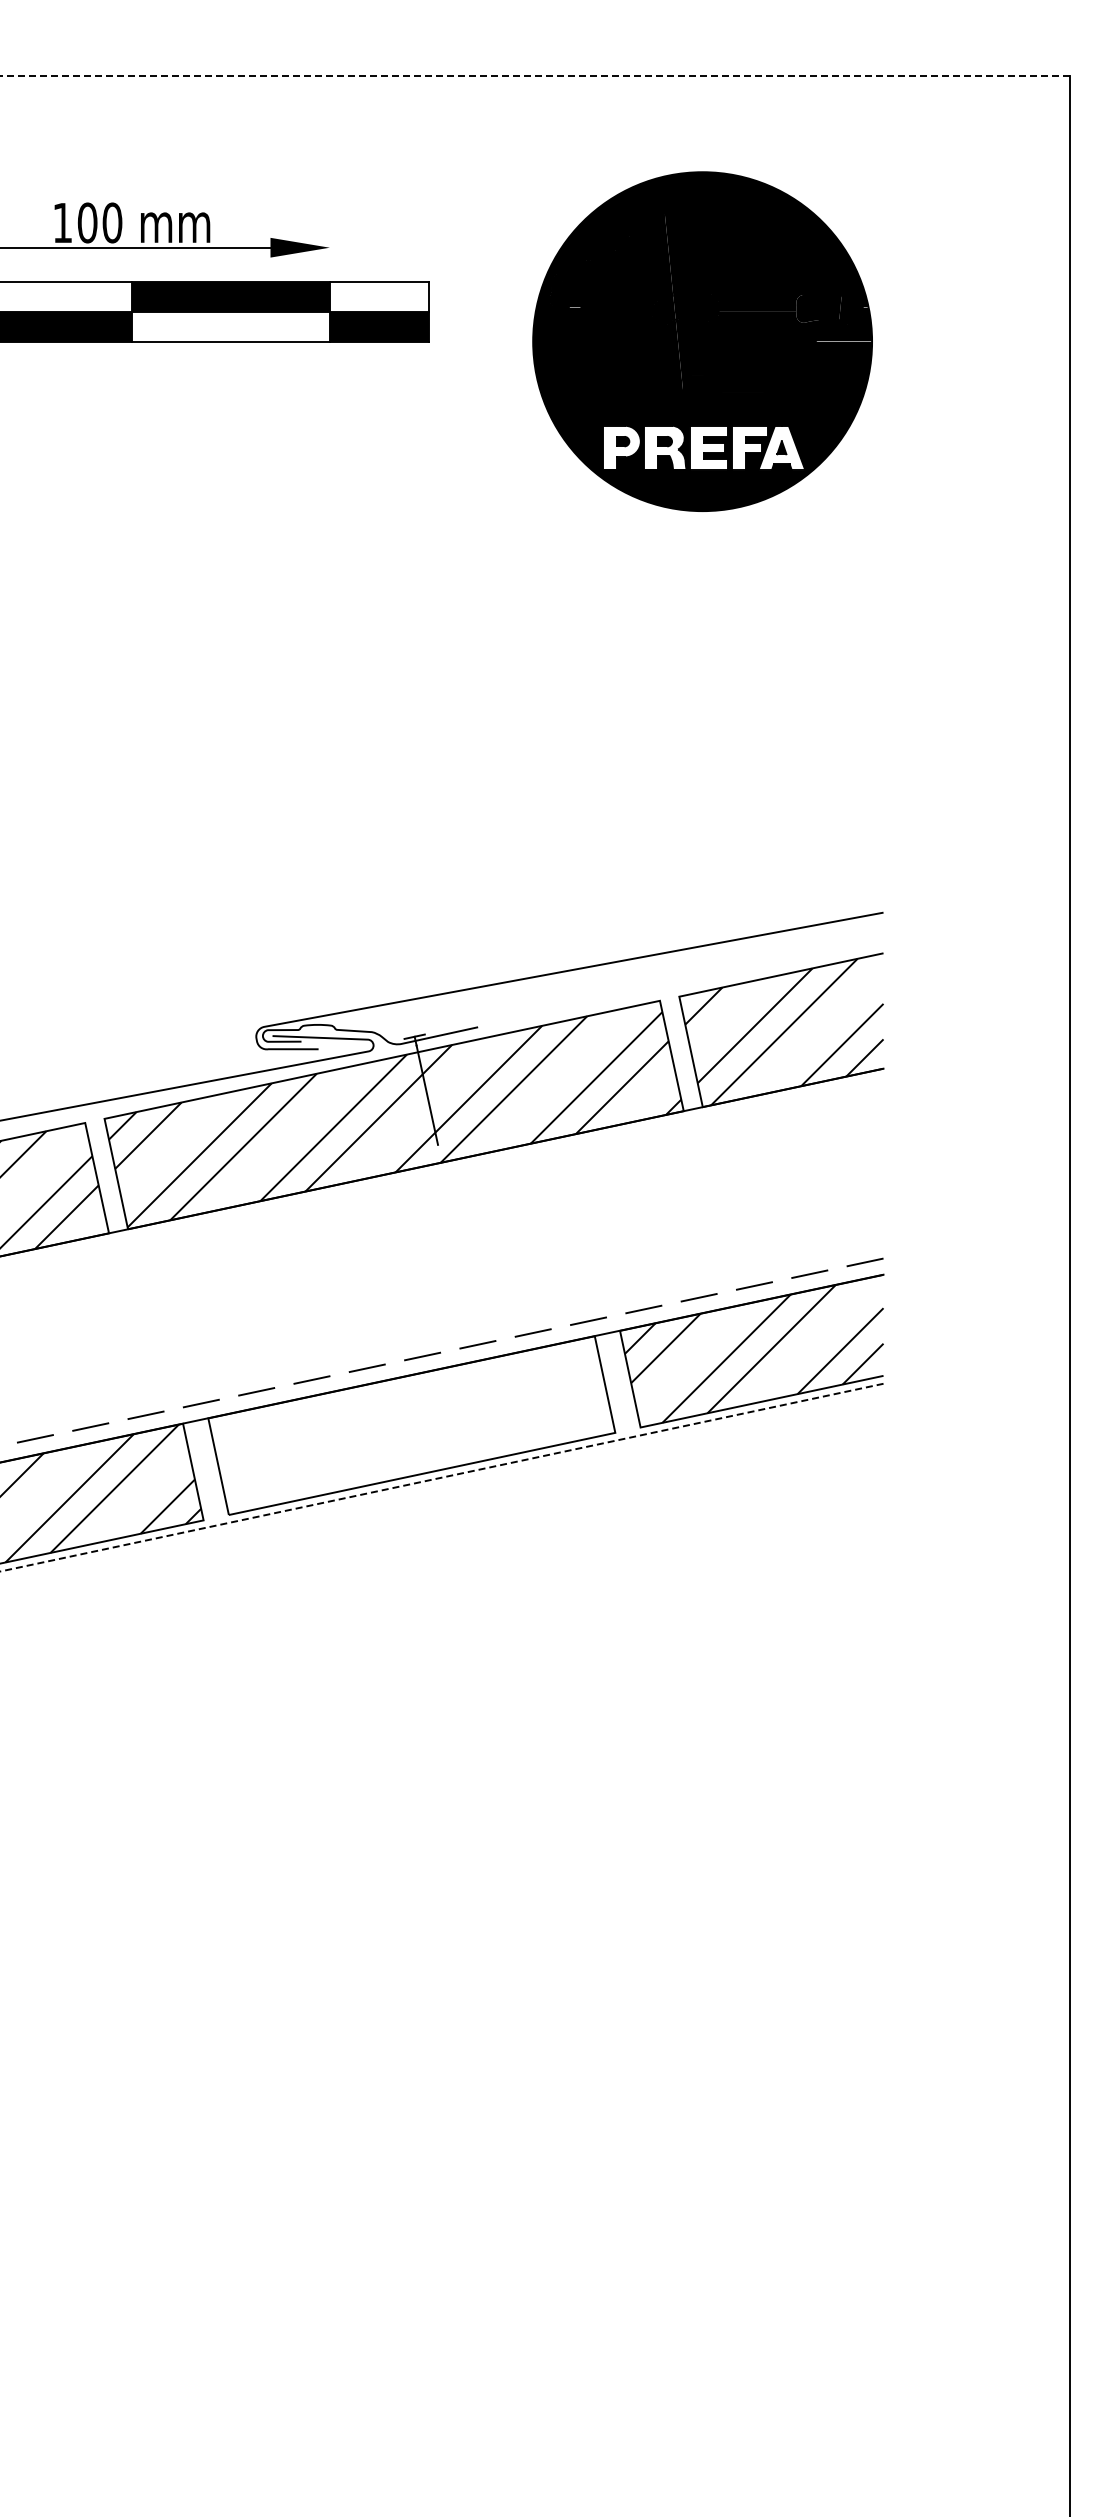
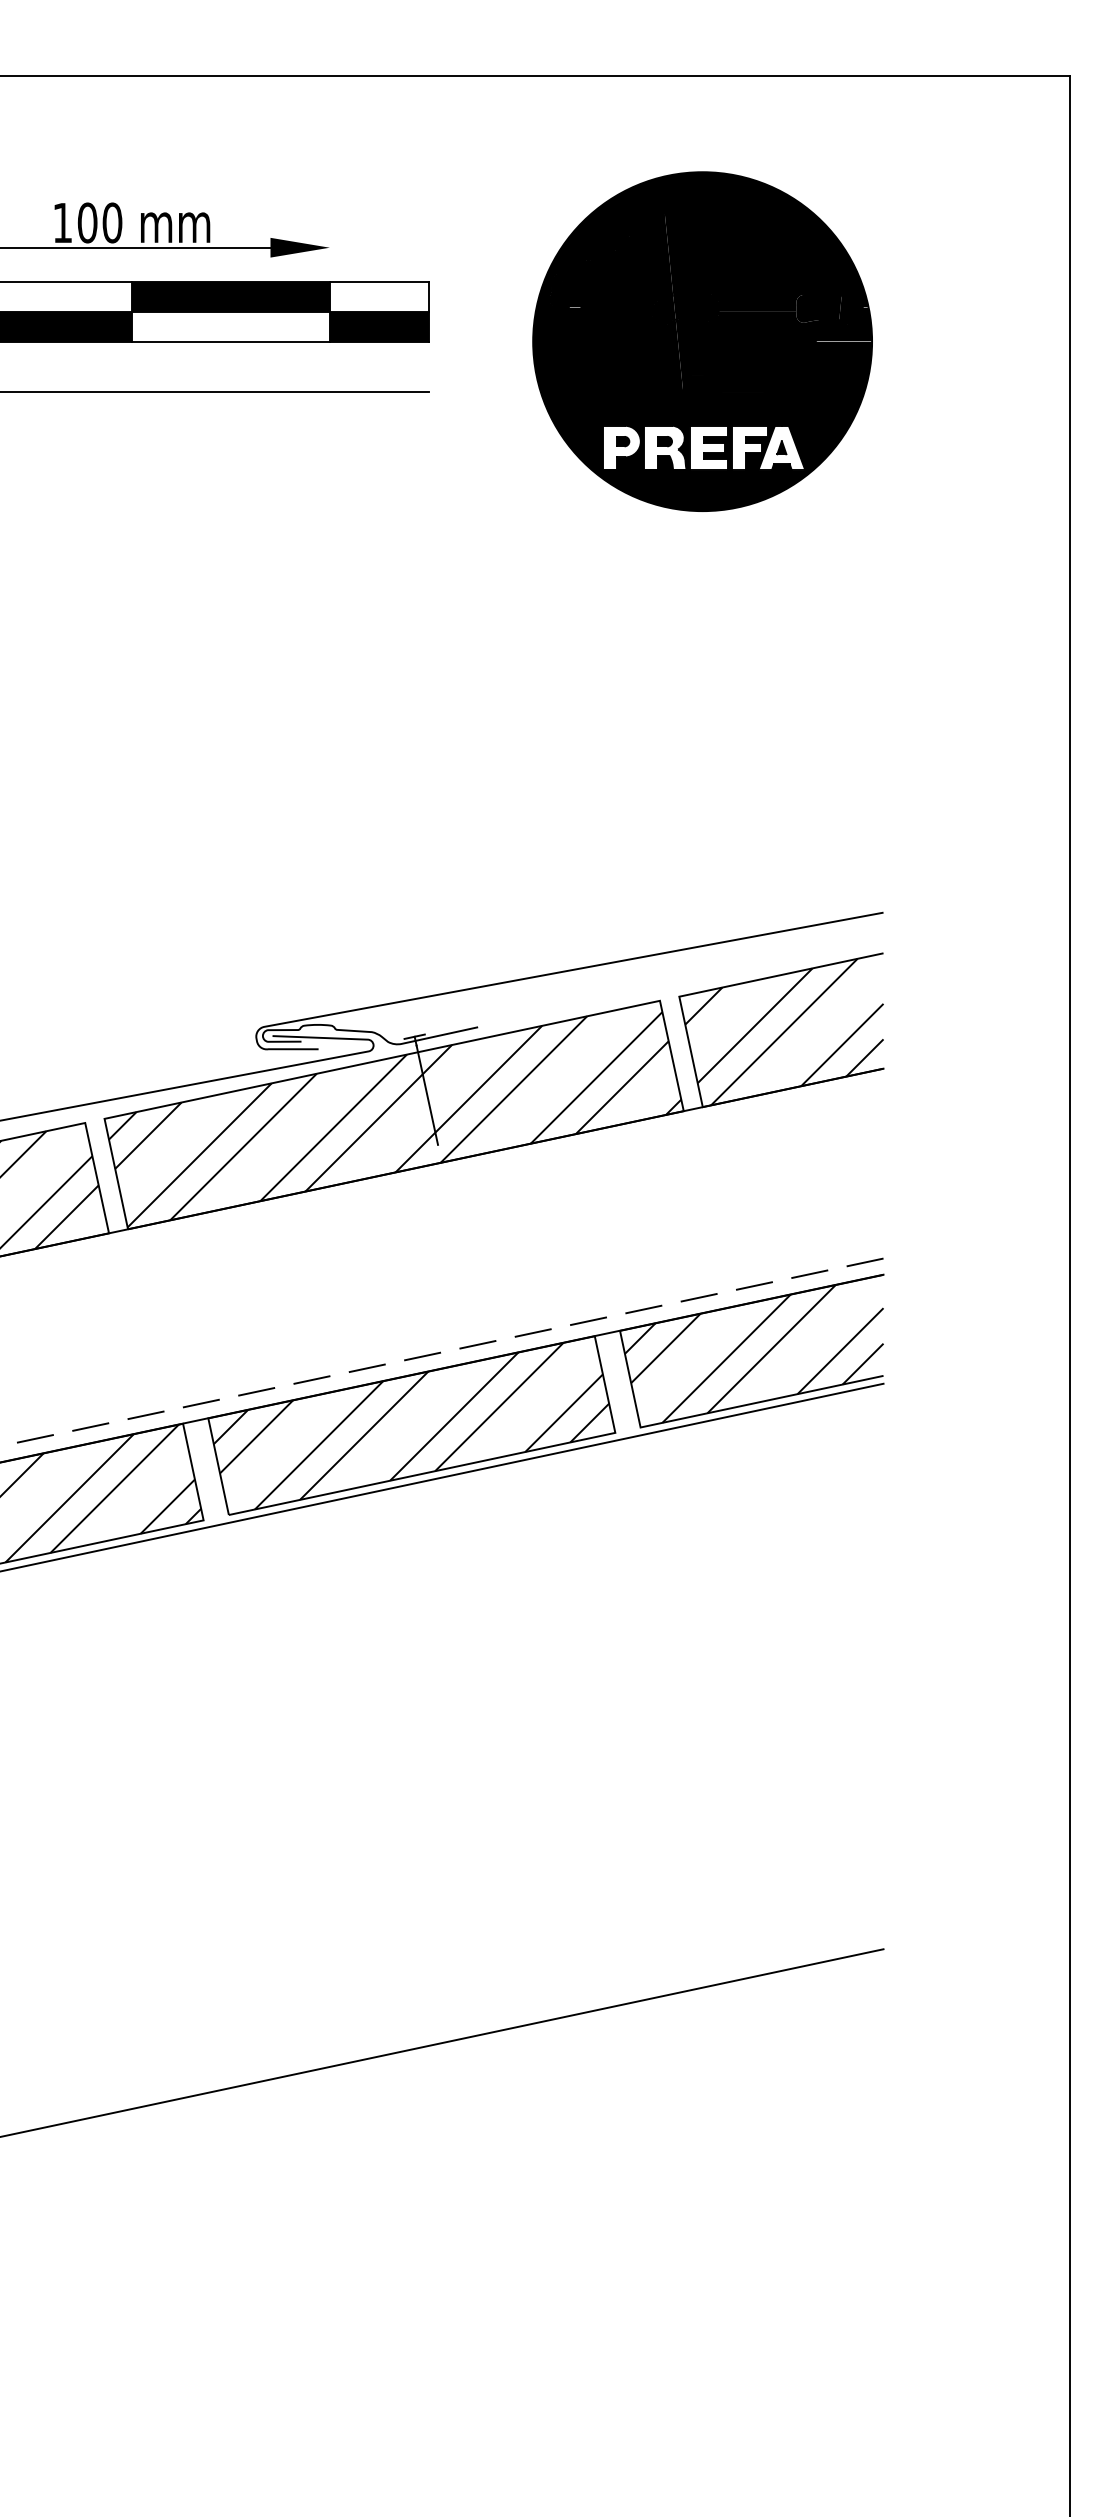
line: dashed -> solid (535, 75)
line: none -> present (215, 392)
hatch: none -> present (411, 1425)
line: dashed -> solid (441, 1477)
line: none -> present (442, 2042)
